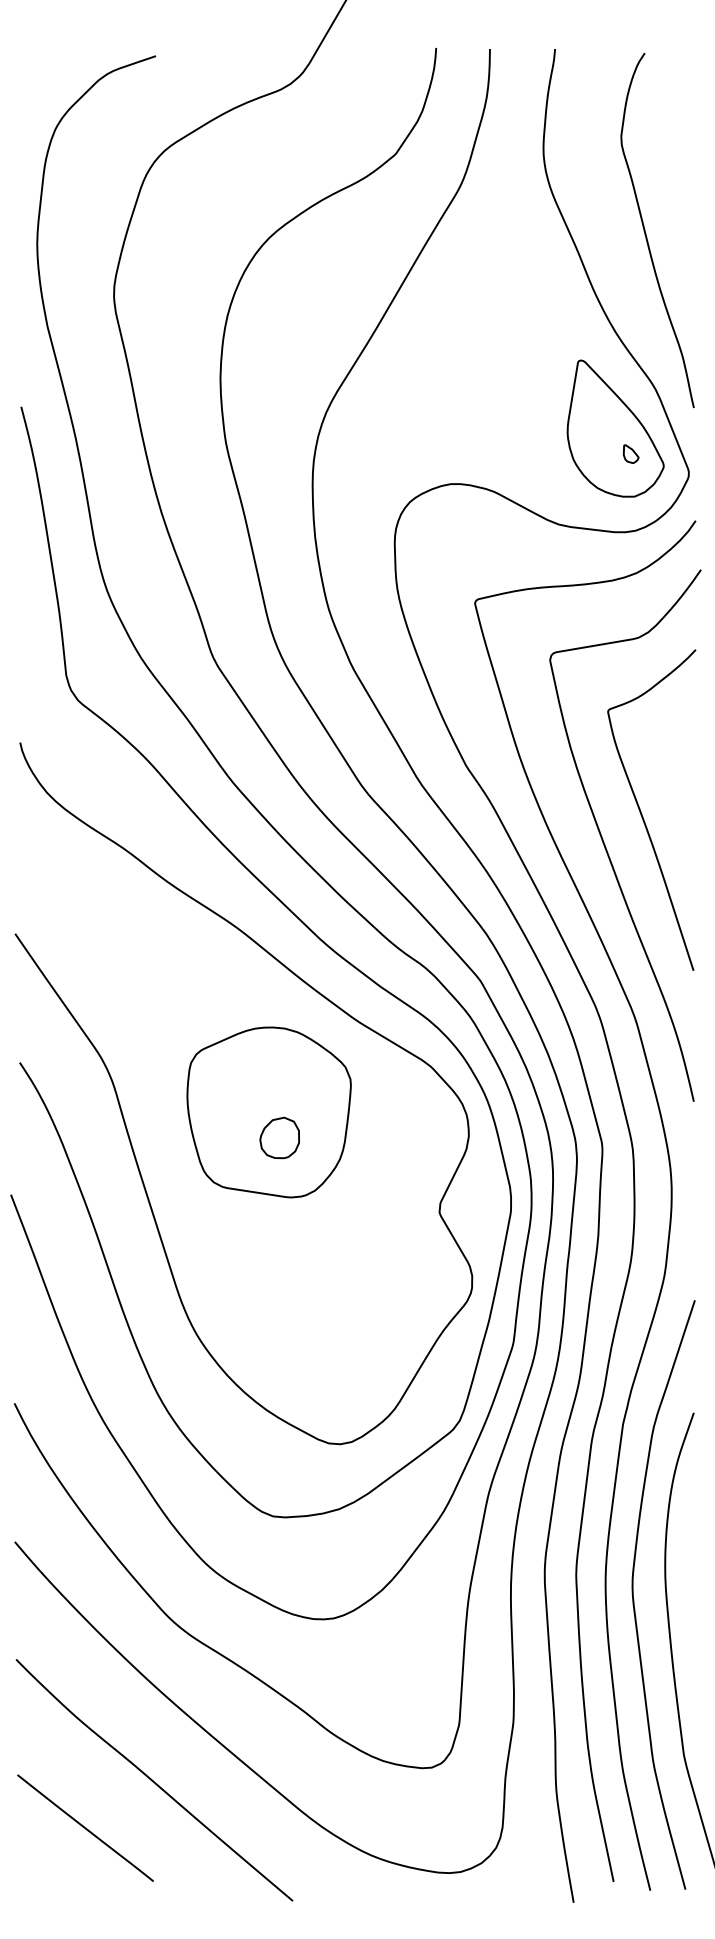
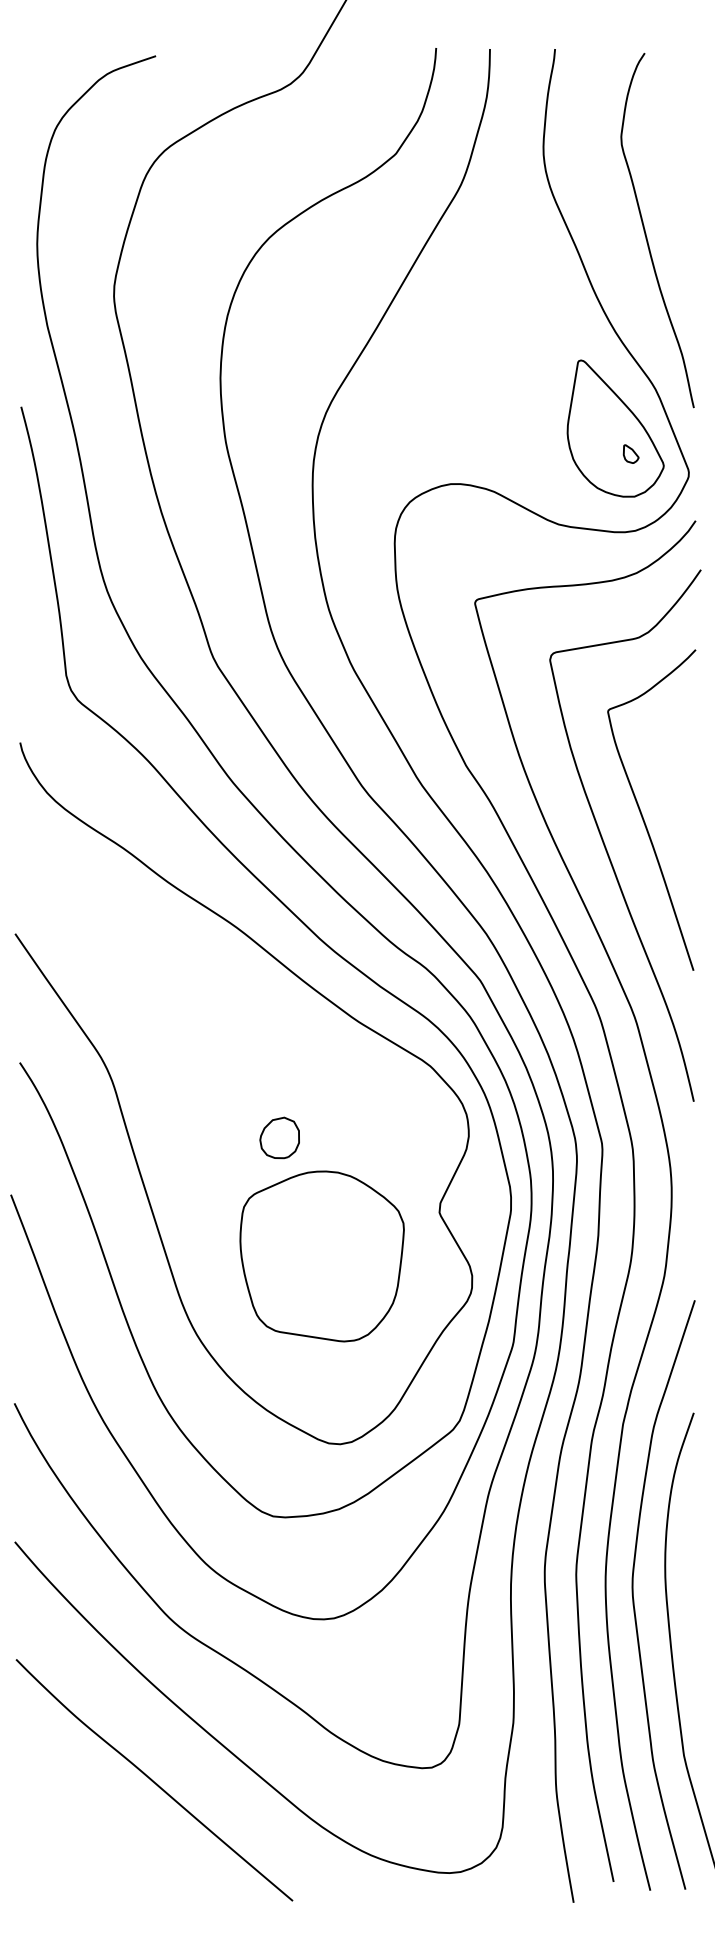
part position: (268, 1112) -> (321, 1256) (321, 1256)
line: present -> none (85, 1827)
